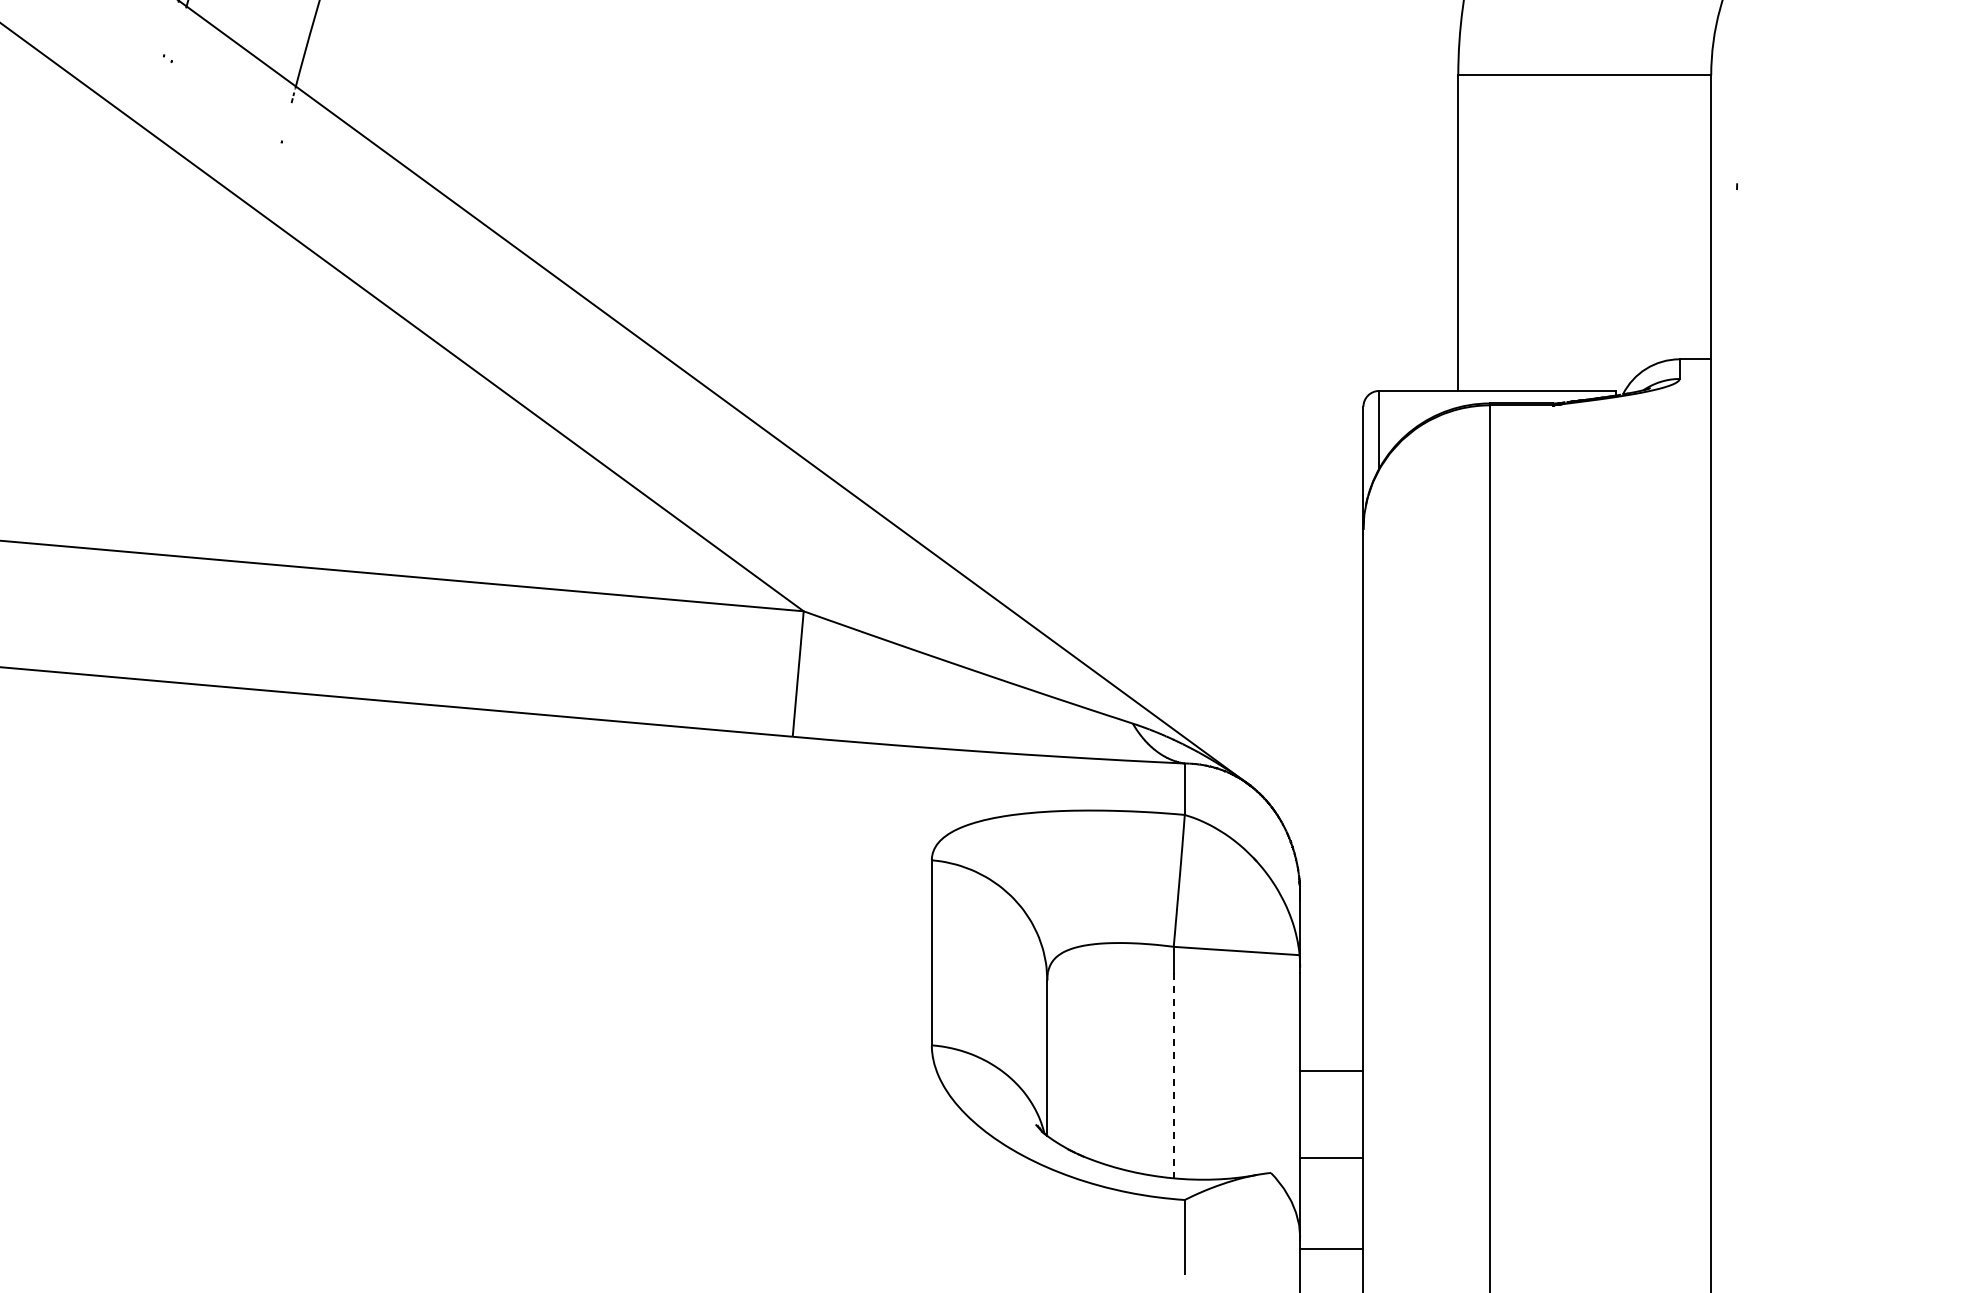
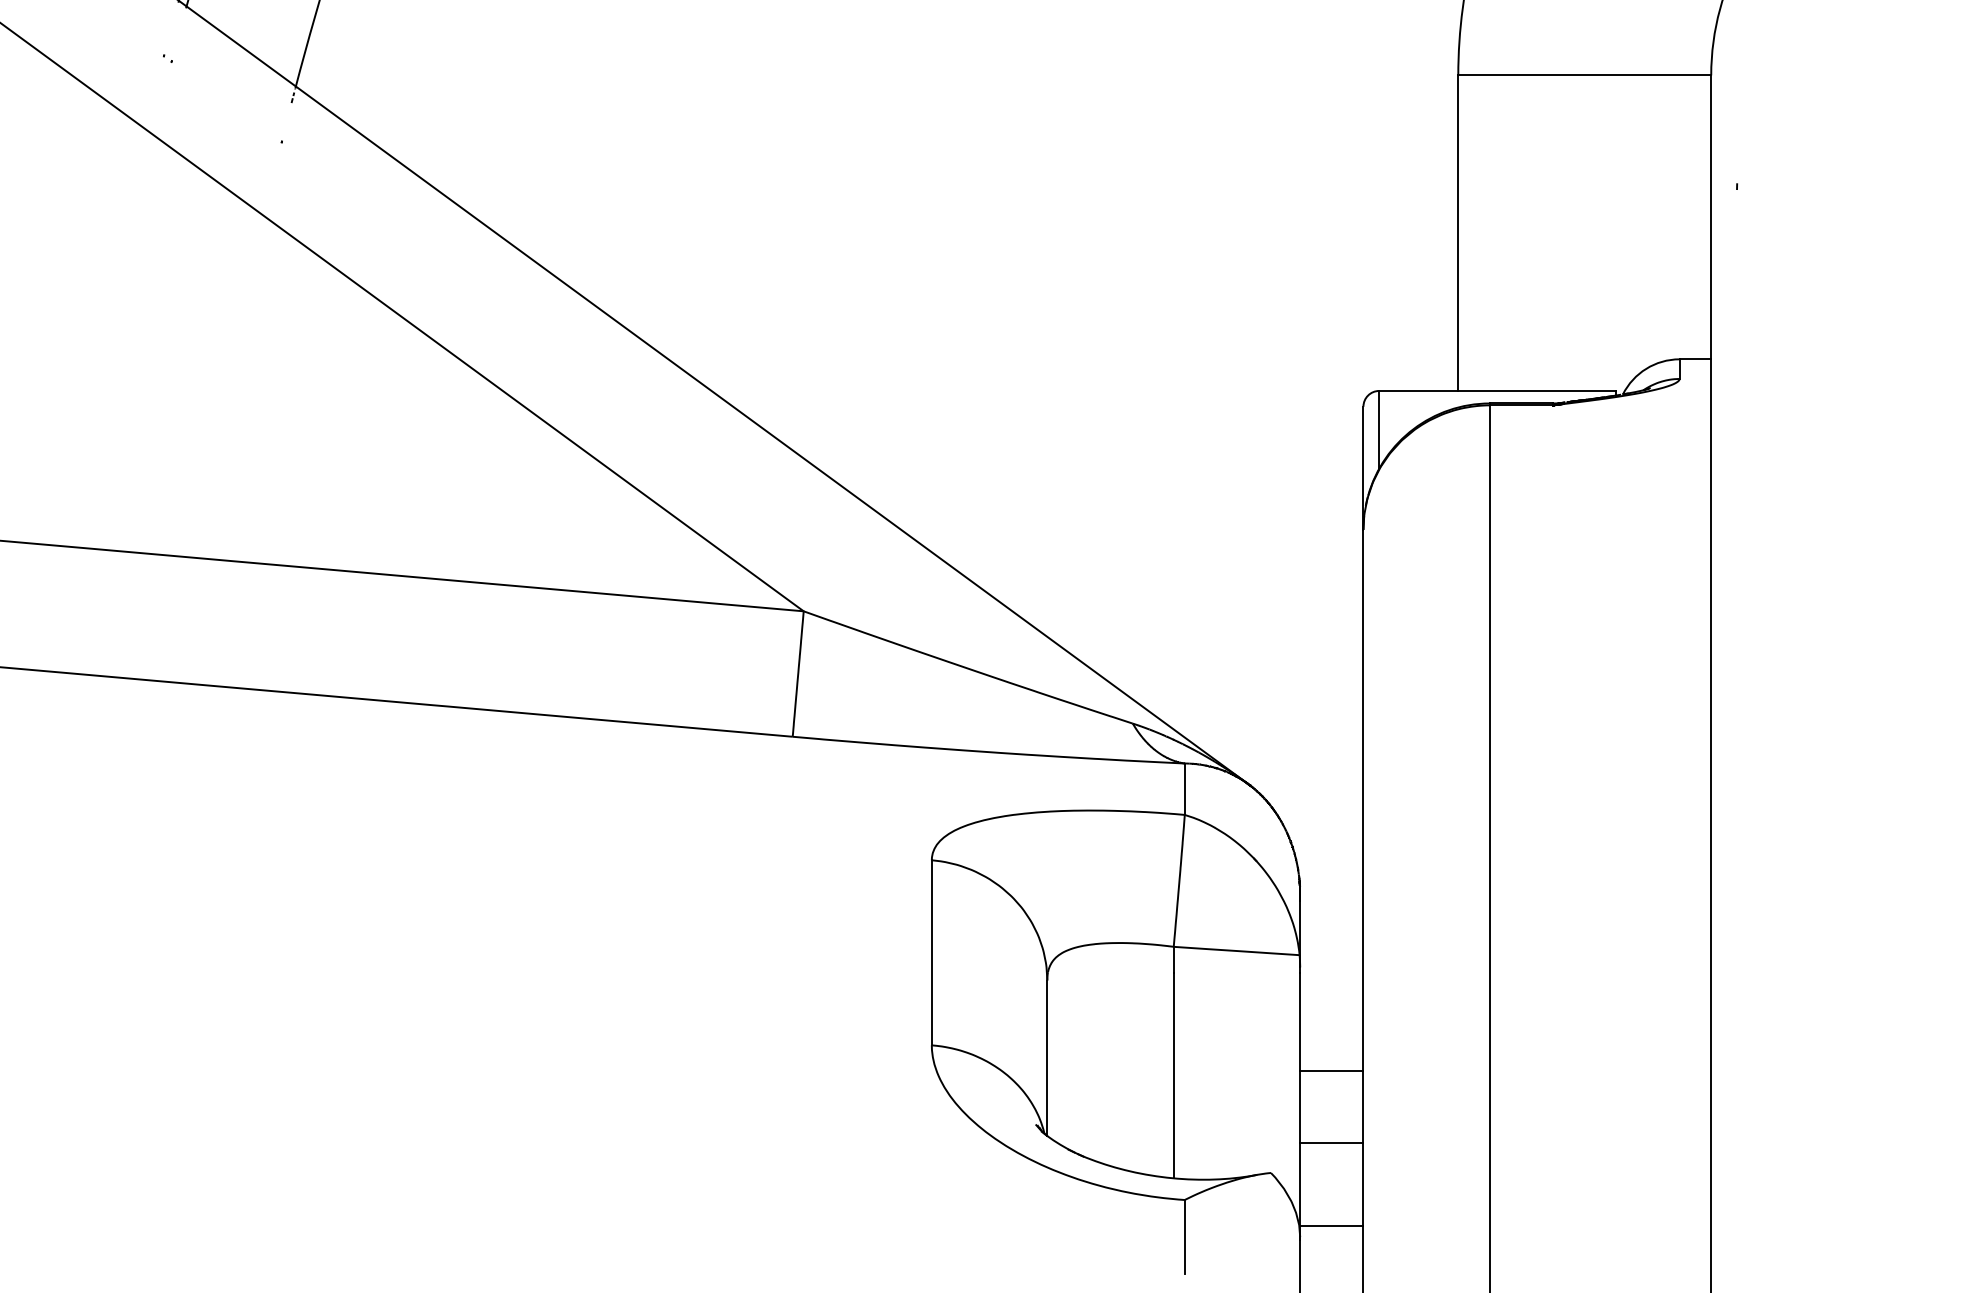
line: dashed -> solid (1173, 1075)
line position: (1331, 1158) -> (1331, 1143) (1331, 1143)
line position: (1331, 1249) -> (1331, 1226) (1331, 1226)
